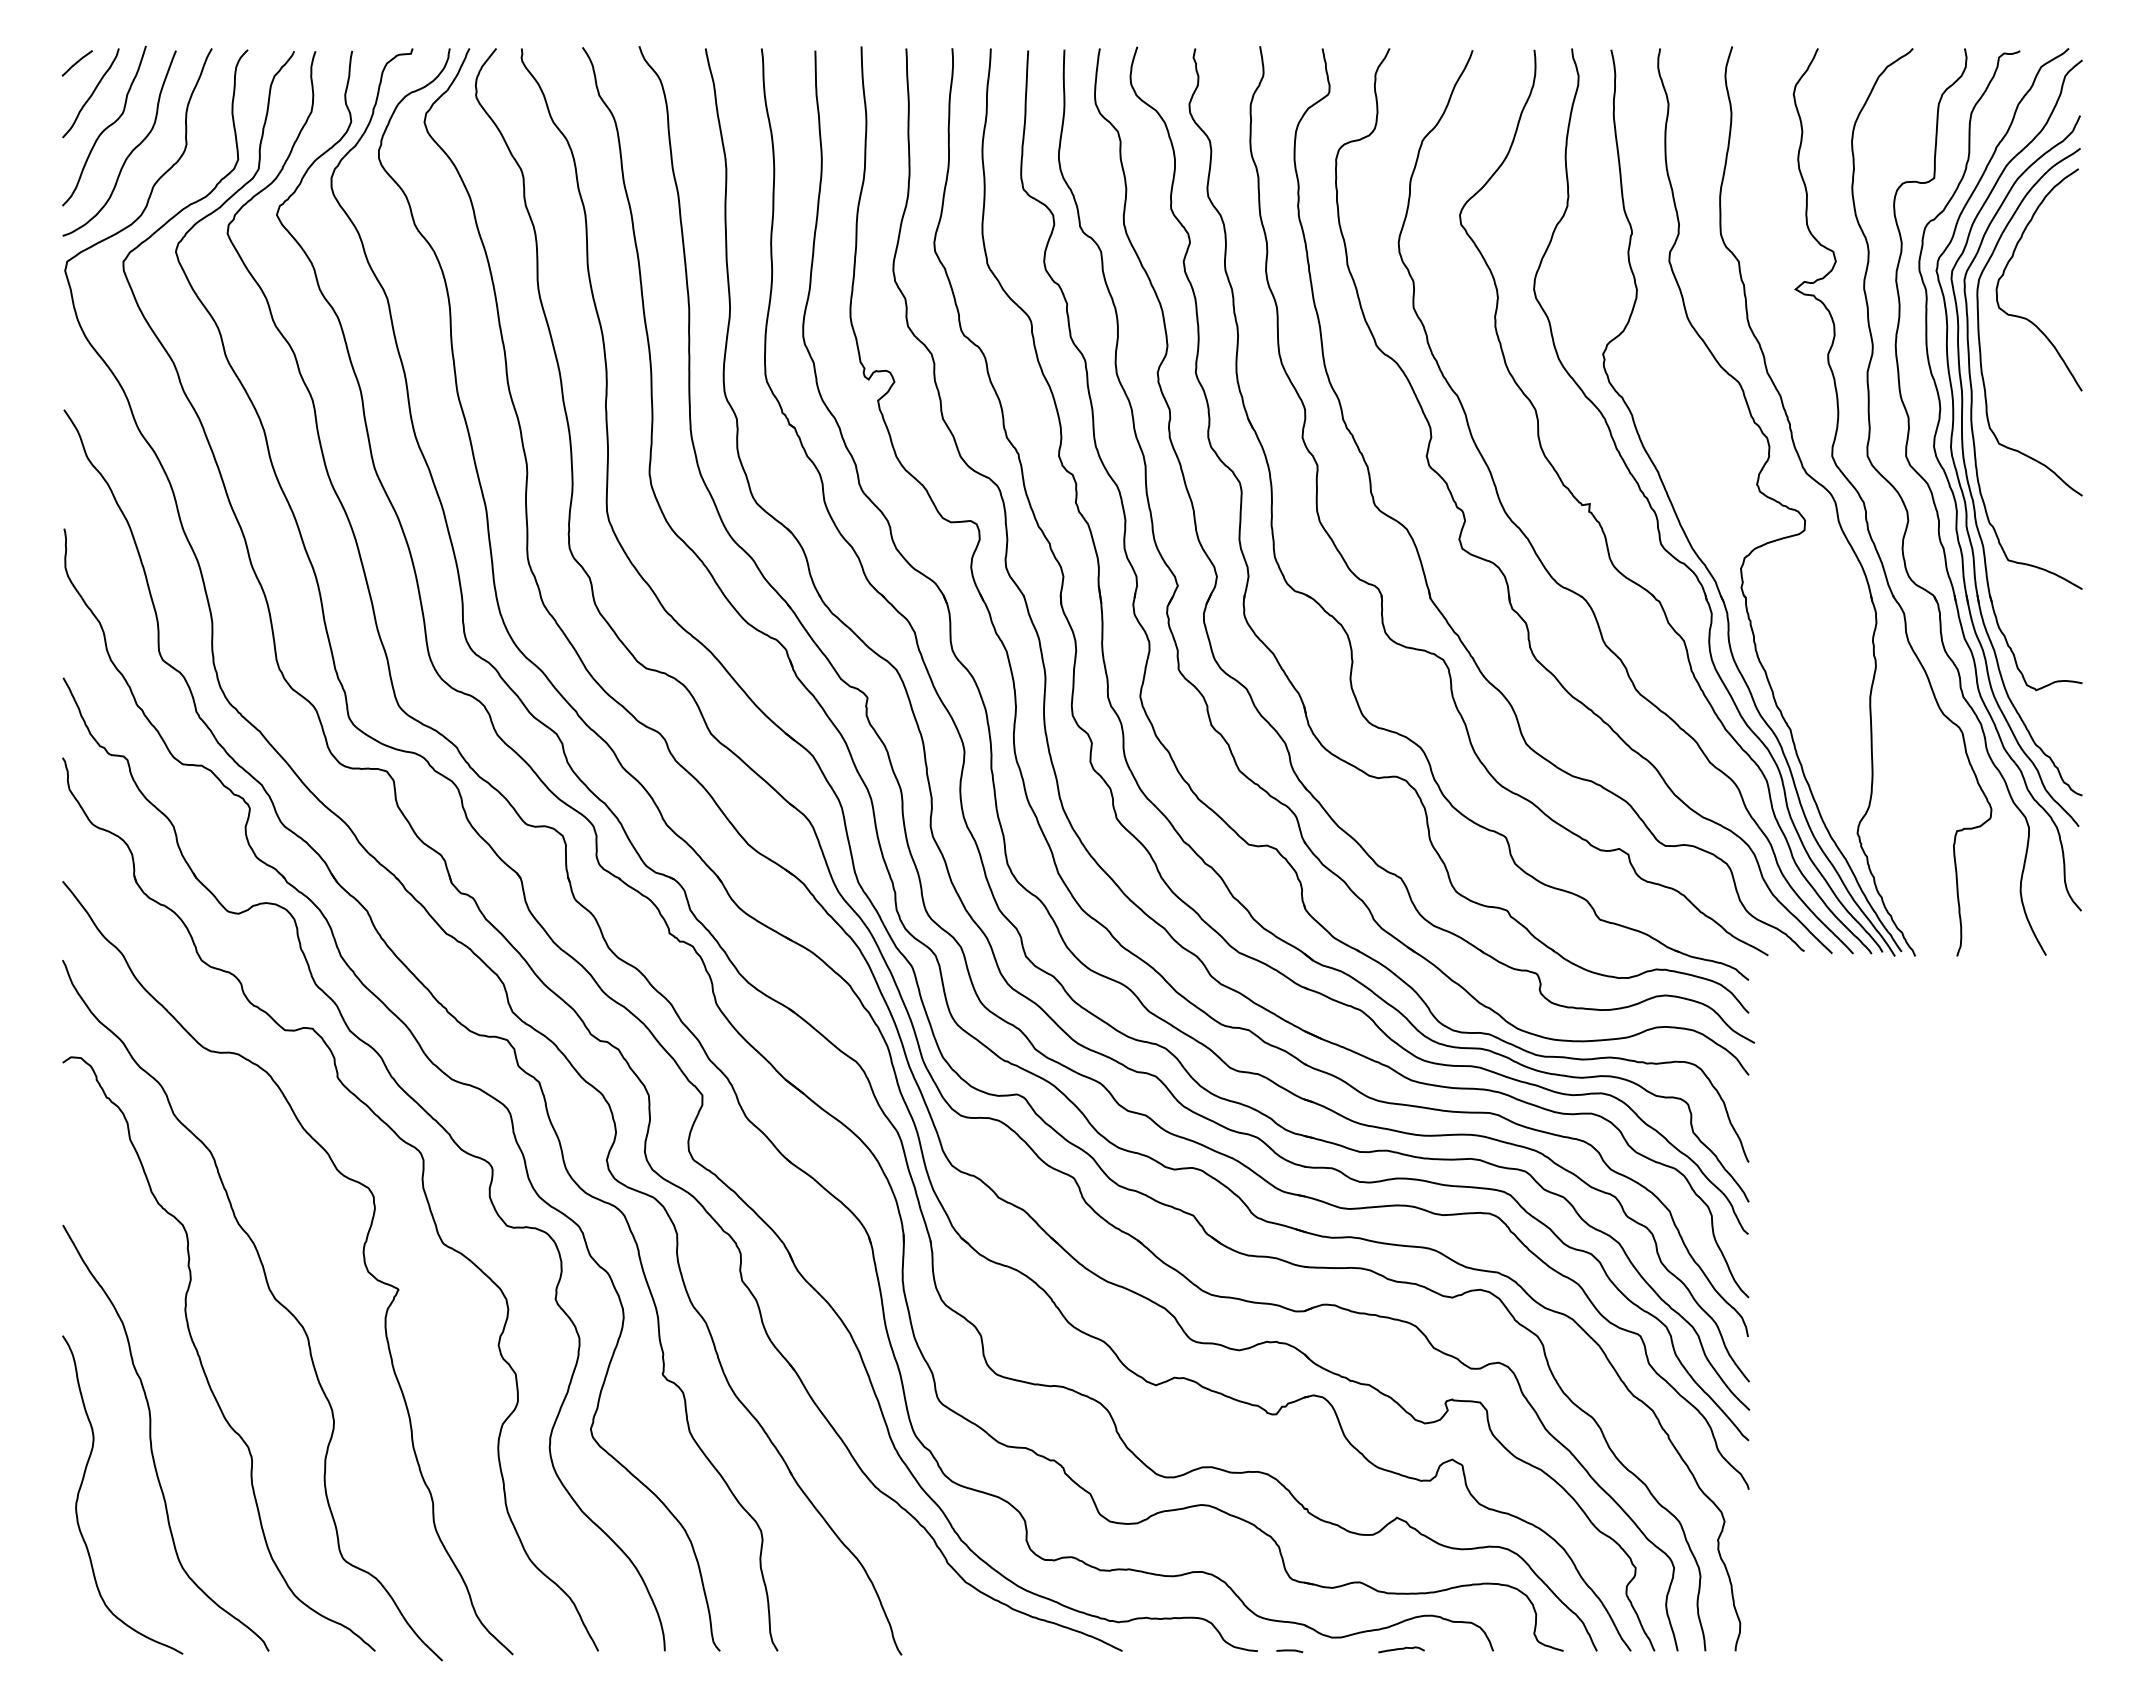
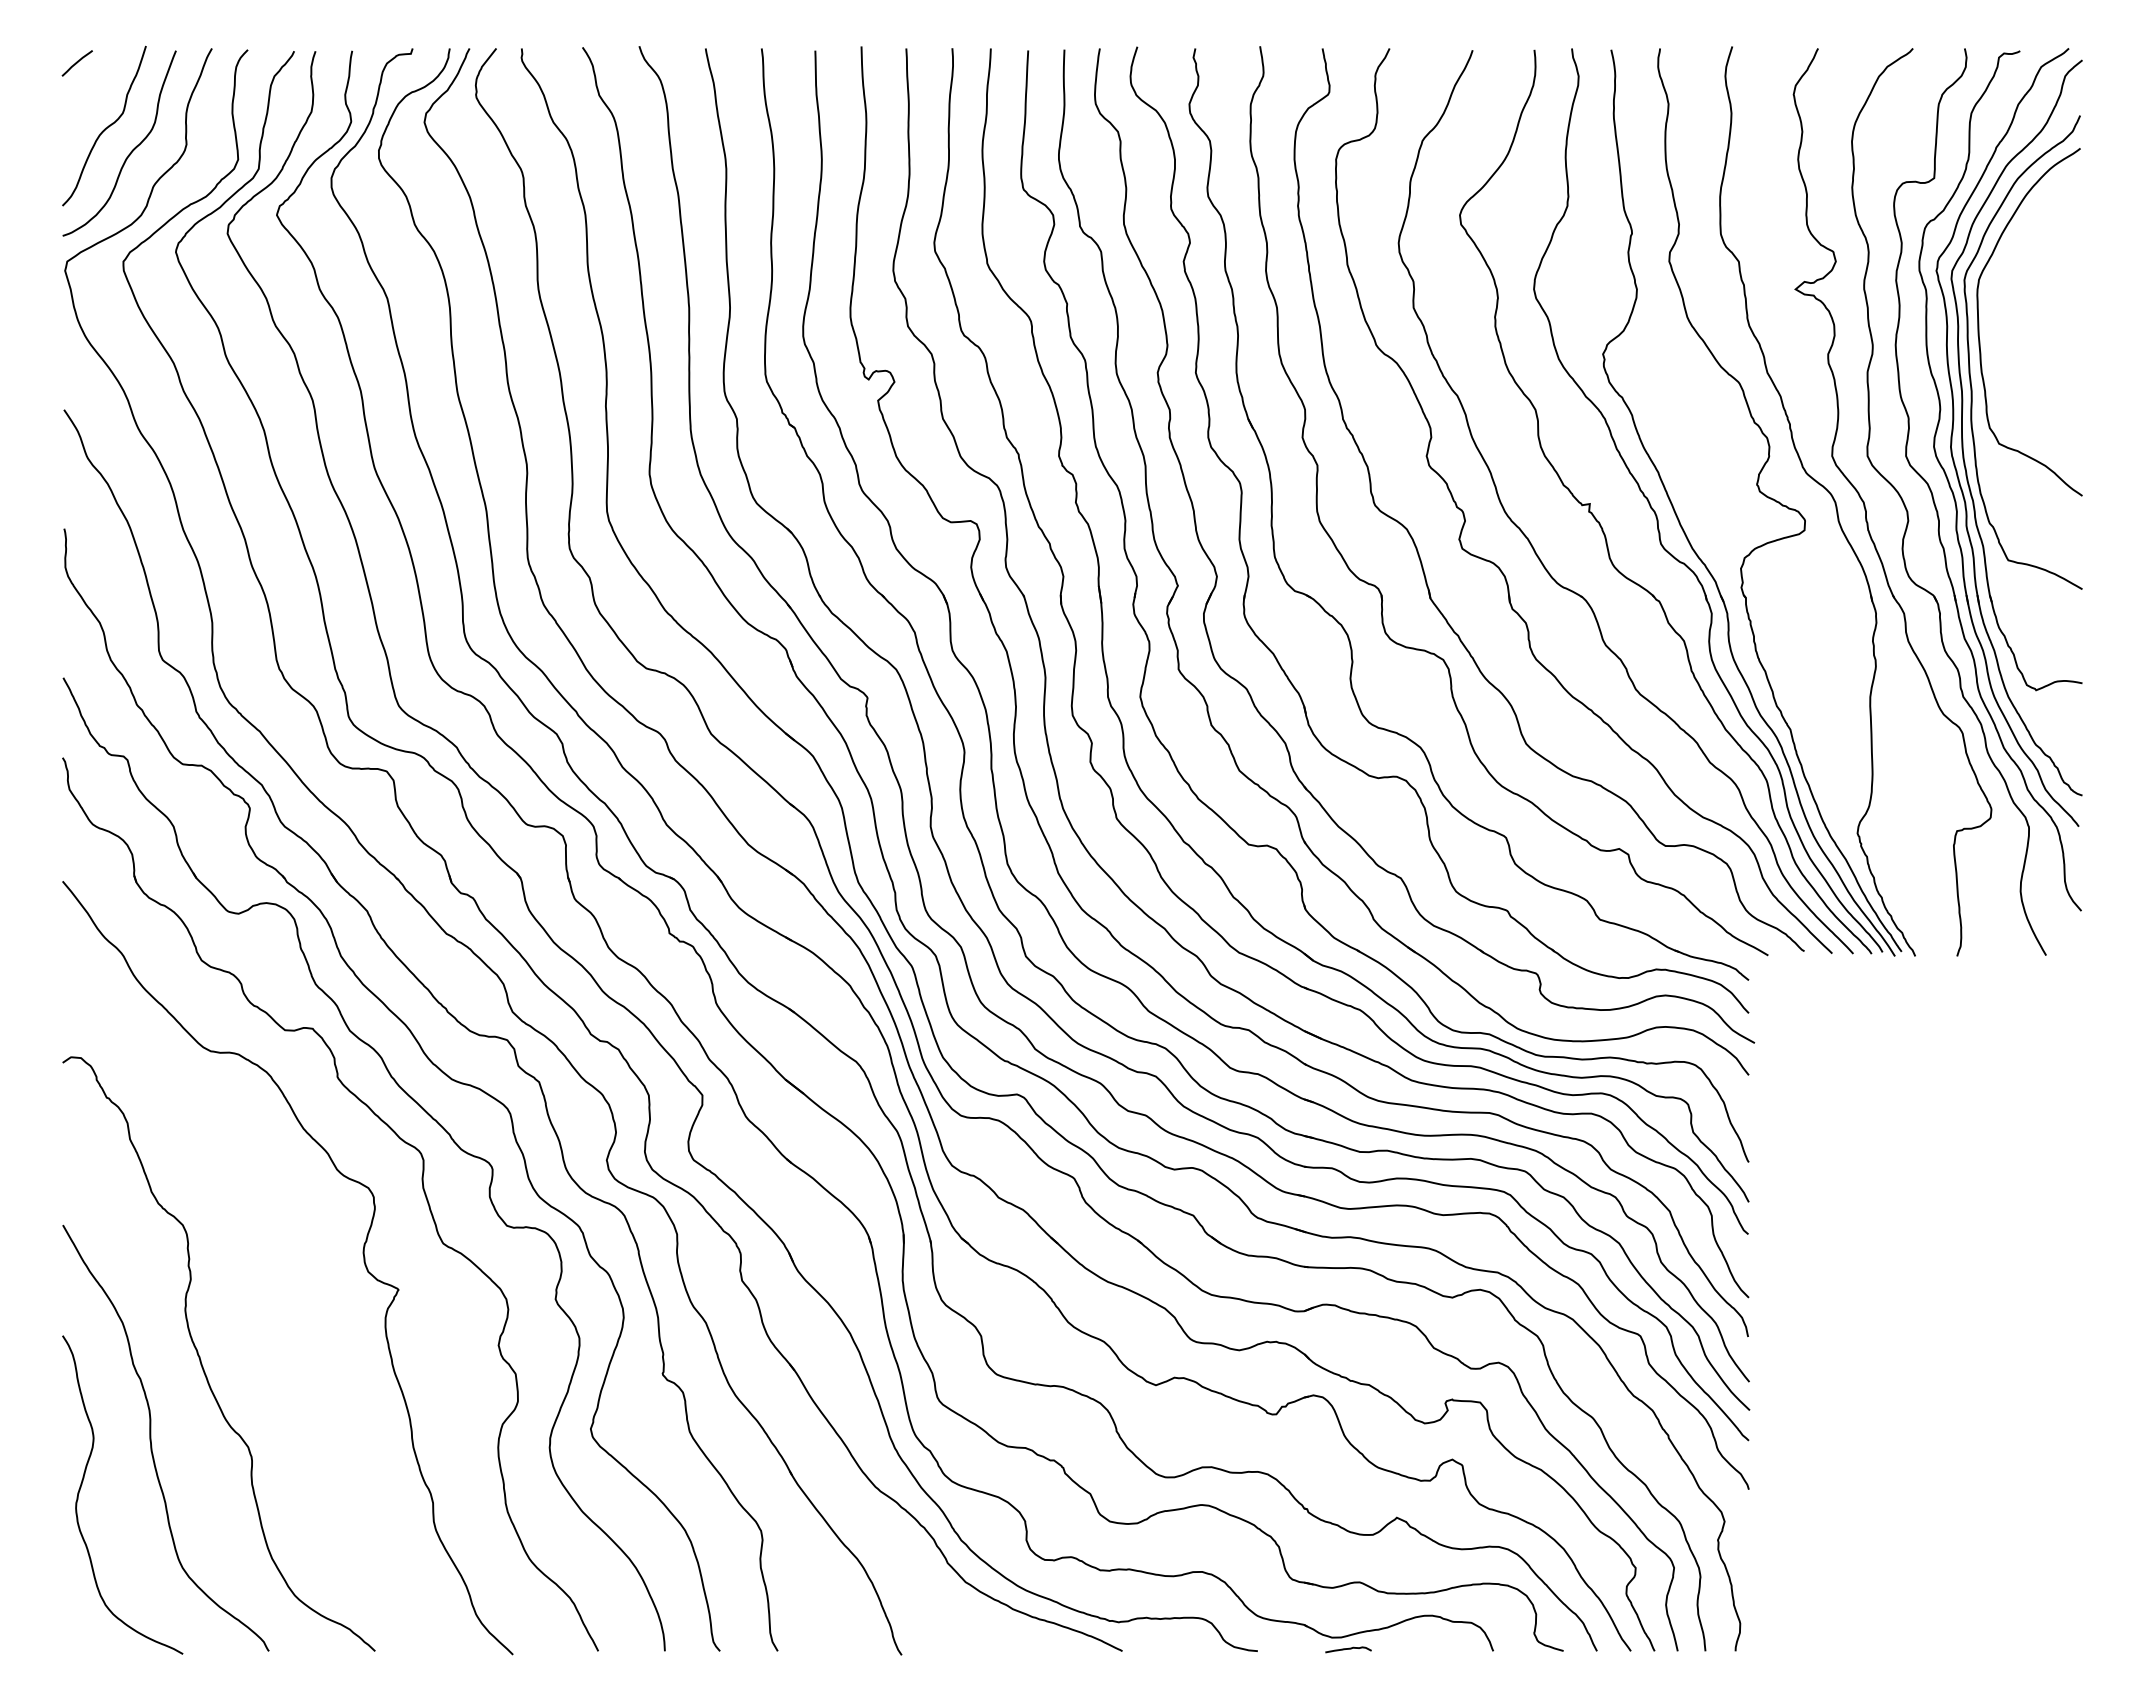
curve: present -> none (91, 93)
curve: present -> none (2012, 258)
curve: present -> none (272, 1296)
curve position: (1401, 1649) -> (1348, 1649) (1348, 1649)
line: present -> none (1289, 1651)
